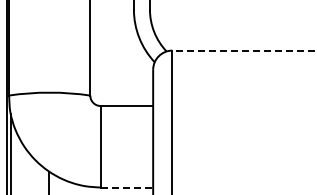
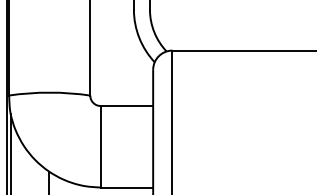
line: dashed -> solid (244, 50)
line: dashed -> solid (127, 187)
